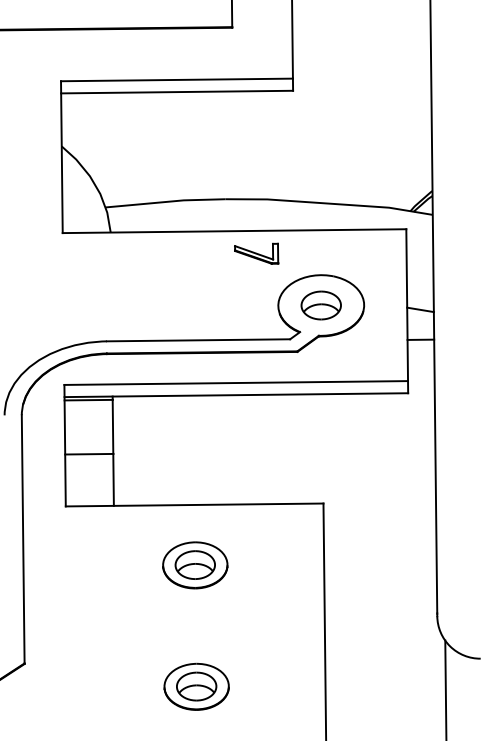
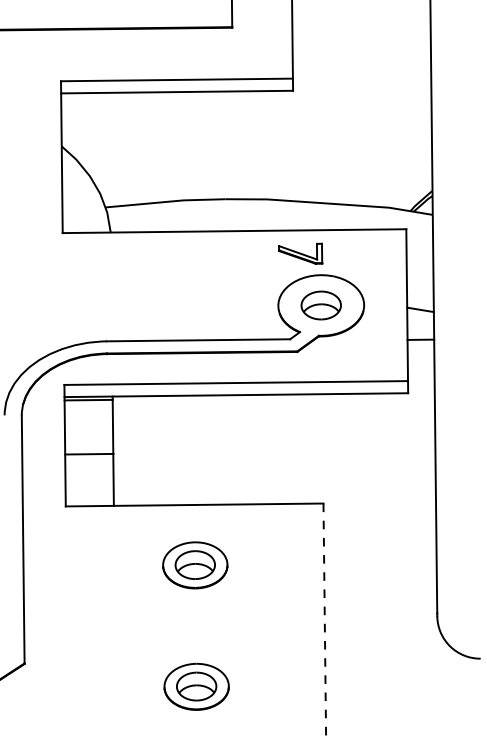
part position: (256, 253) -> (300, 253) (300, 253)
line: solid -> dashed (324, 622)
line: present -> none (445, 688)
